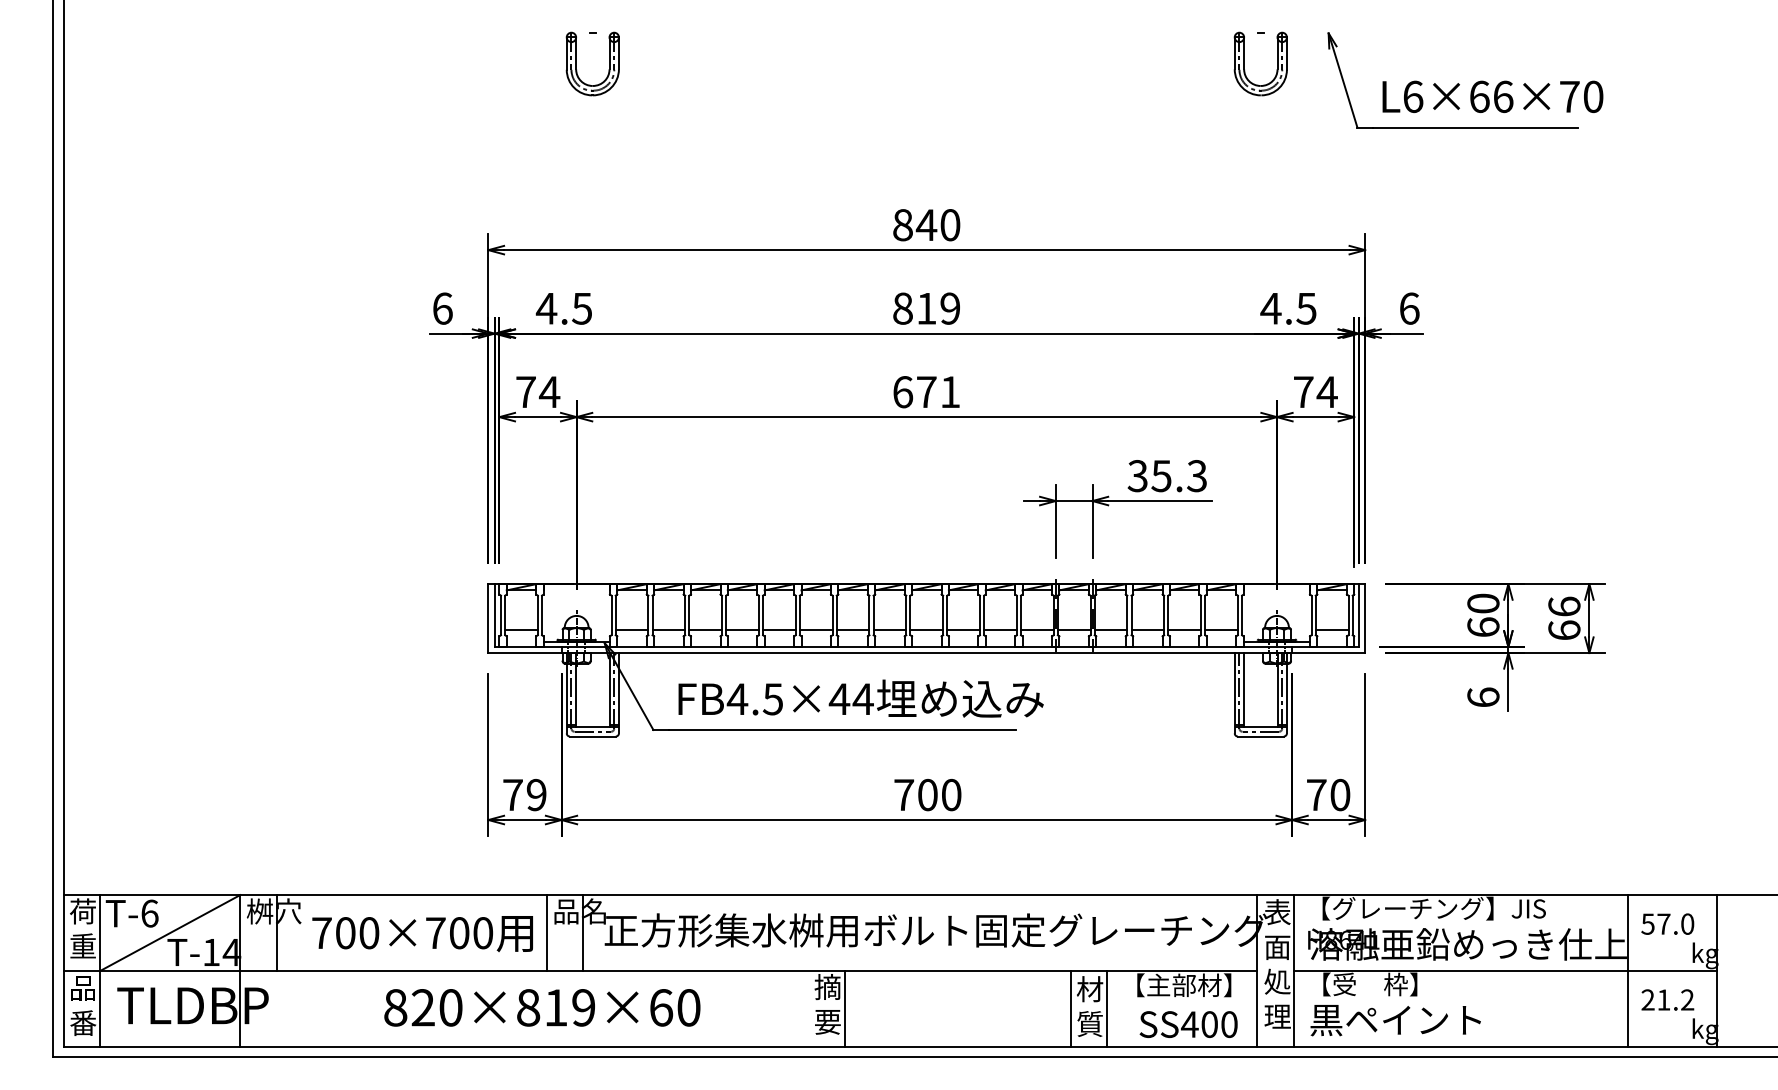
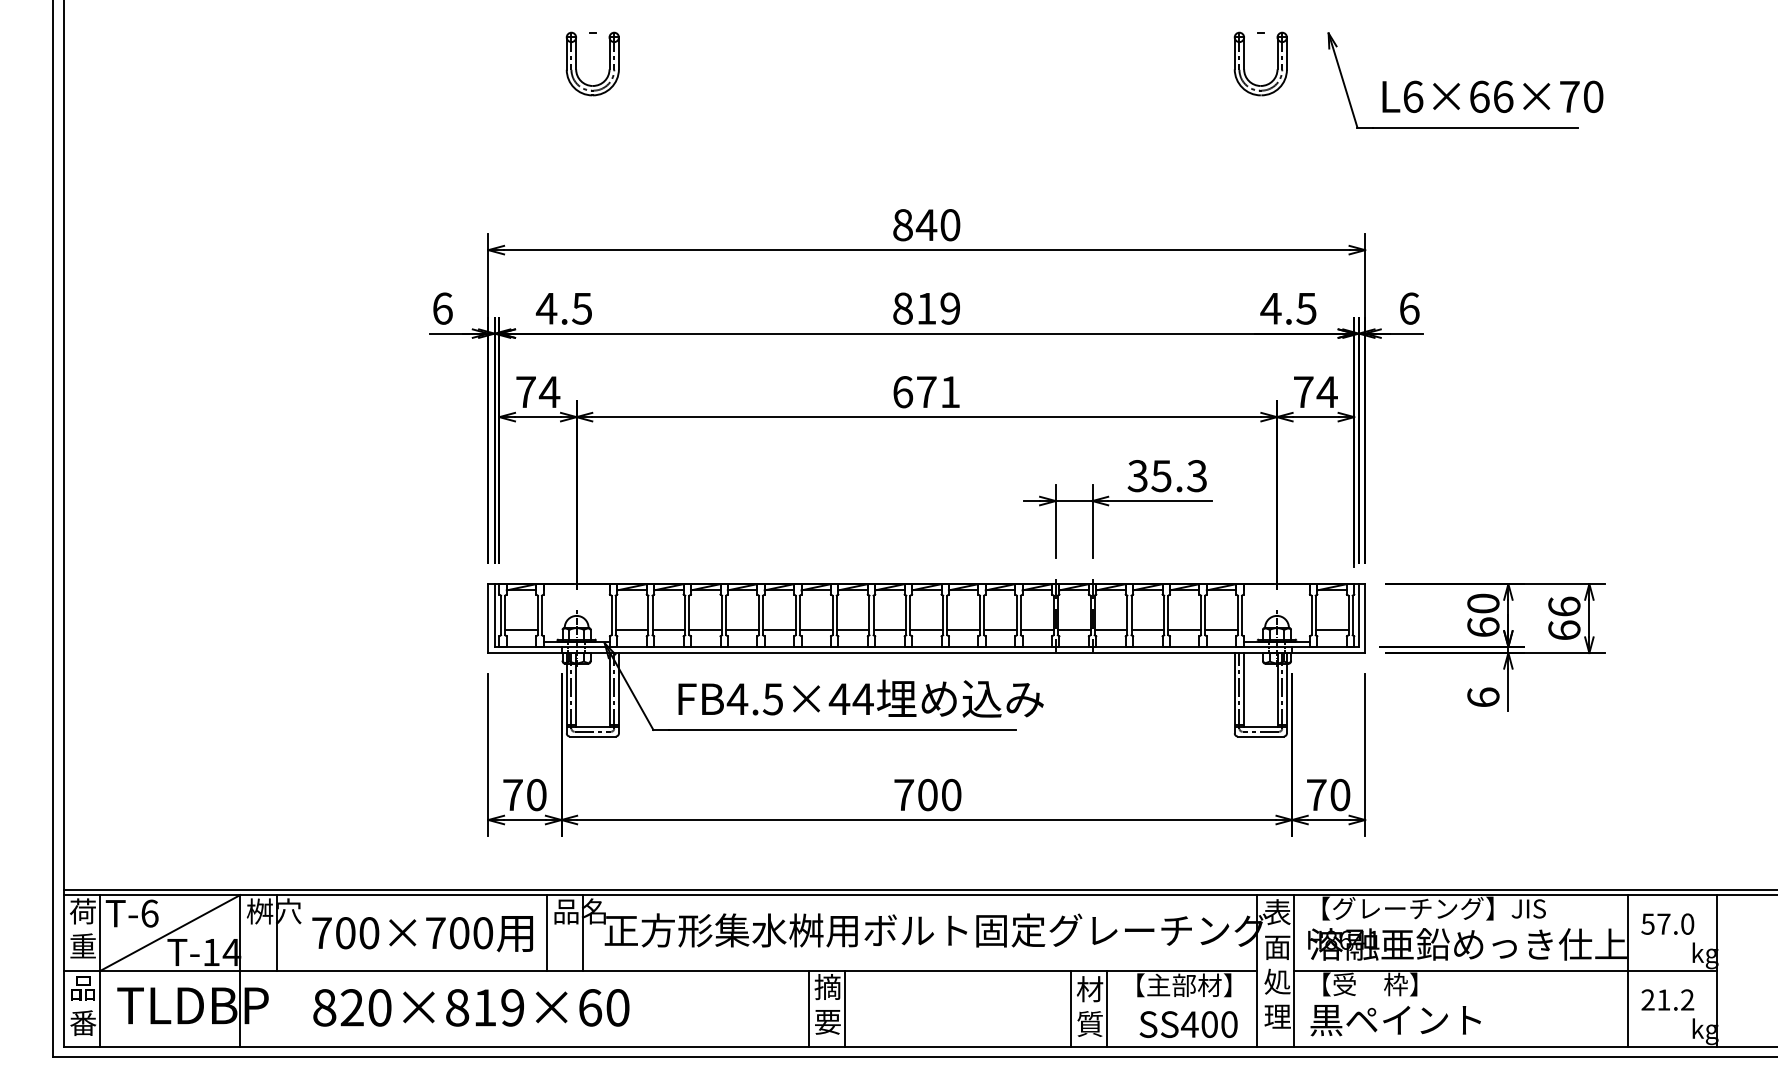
text: 79 -> 70 (536, 795)
line: none -> present (918, 890)
text position: (542, 1007) -> (471, 1007) (471, 1007)
line: none -> present (808, 1008)
